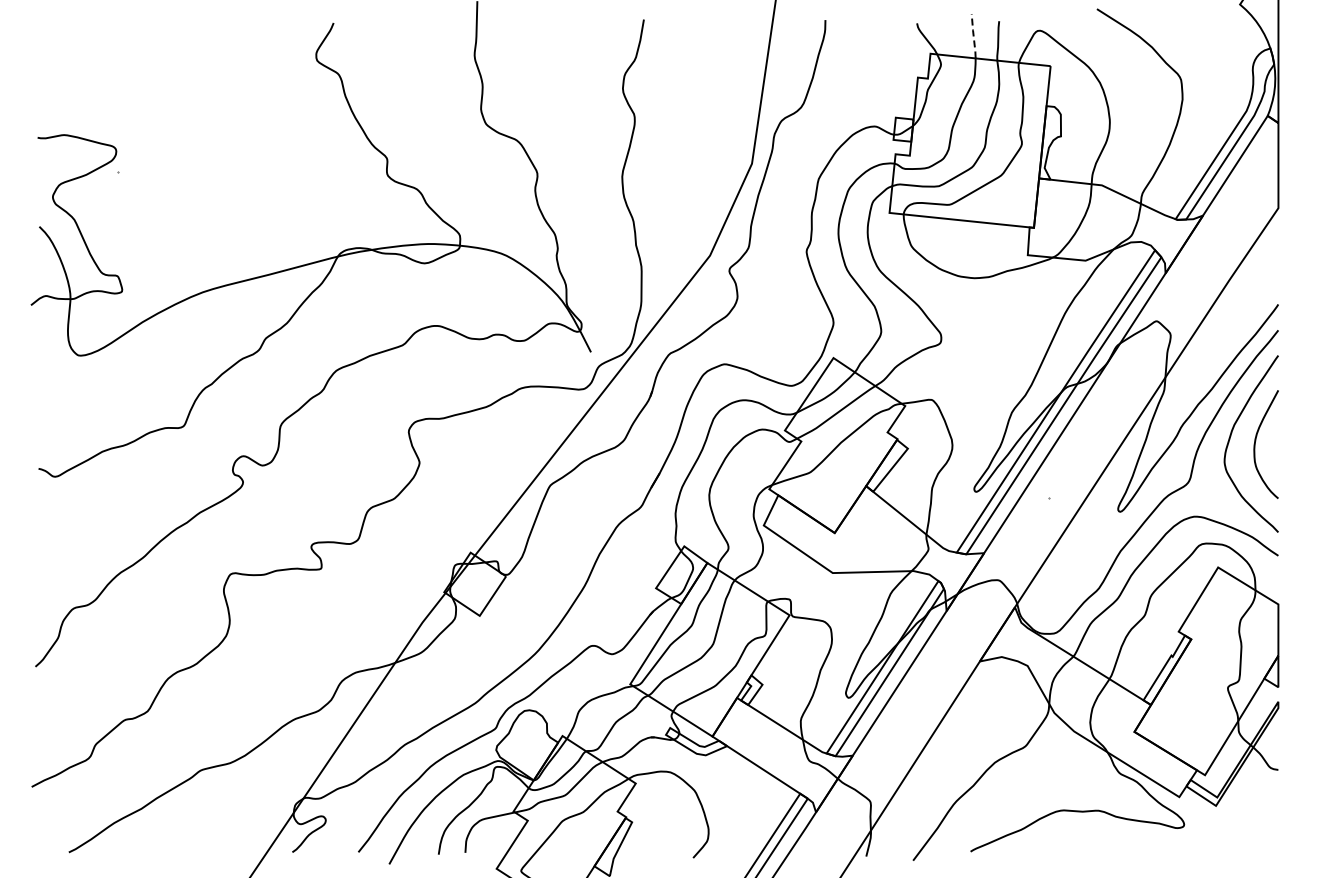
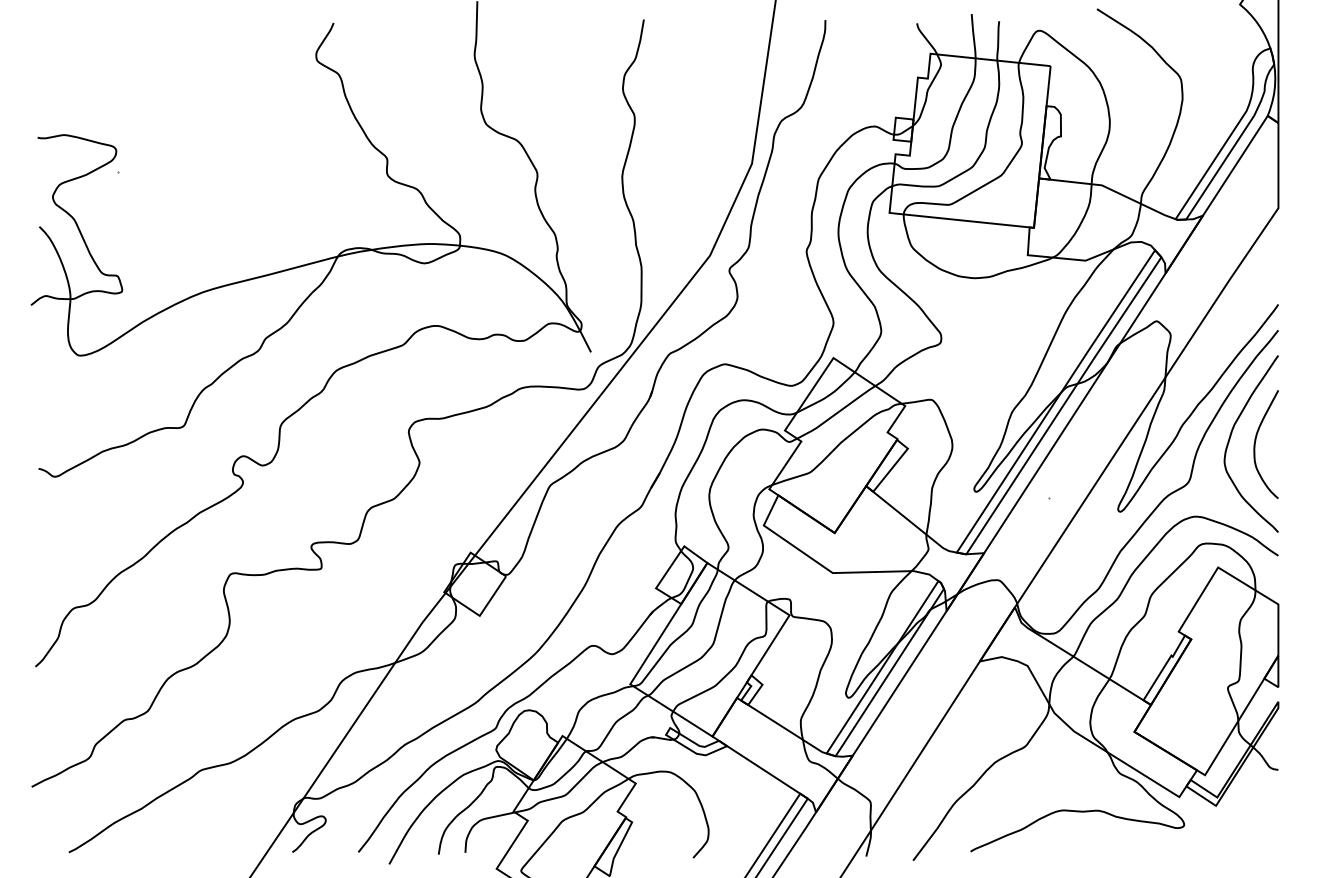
line: dashed -> solid (973, 36)
